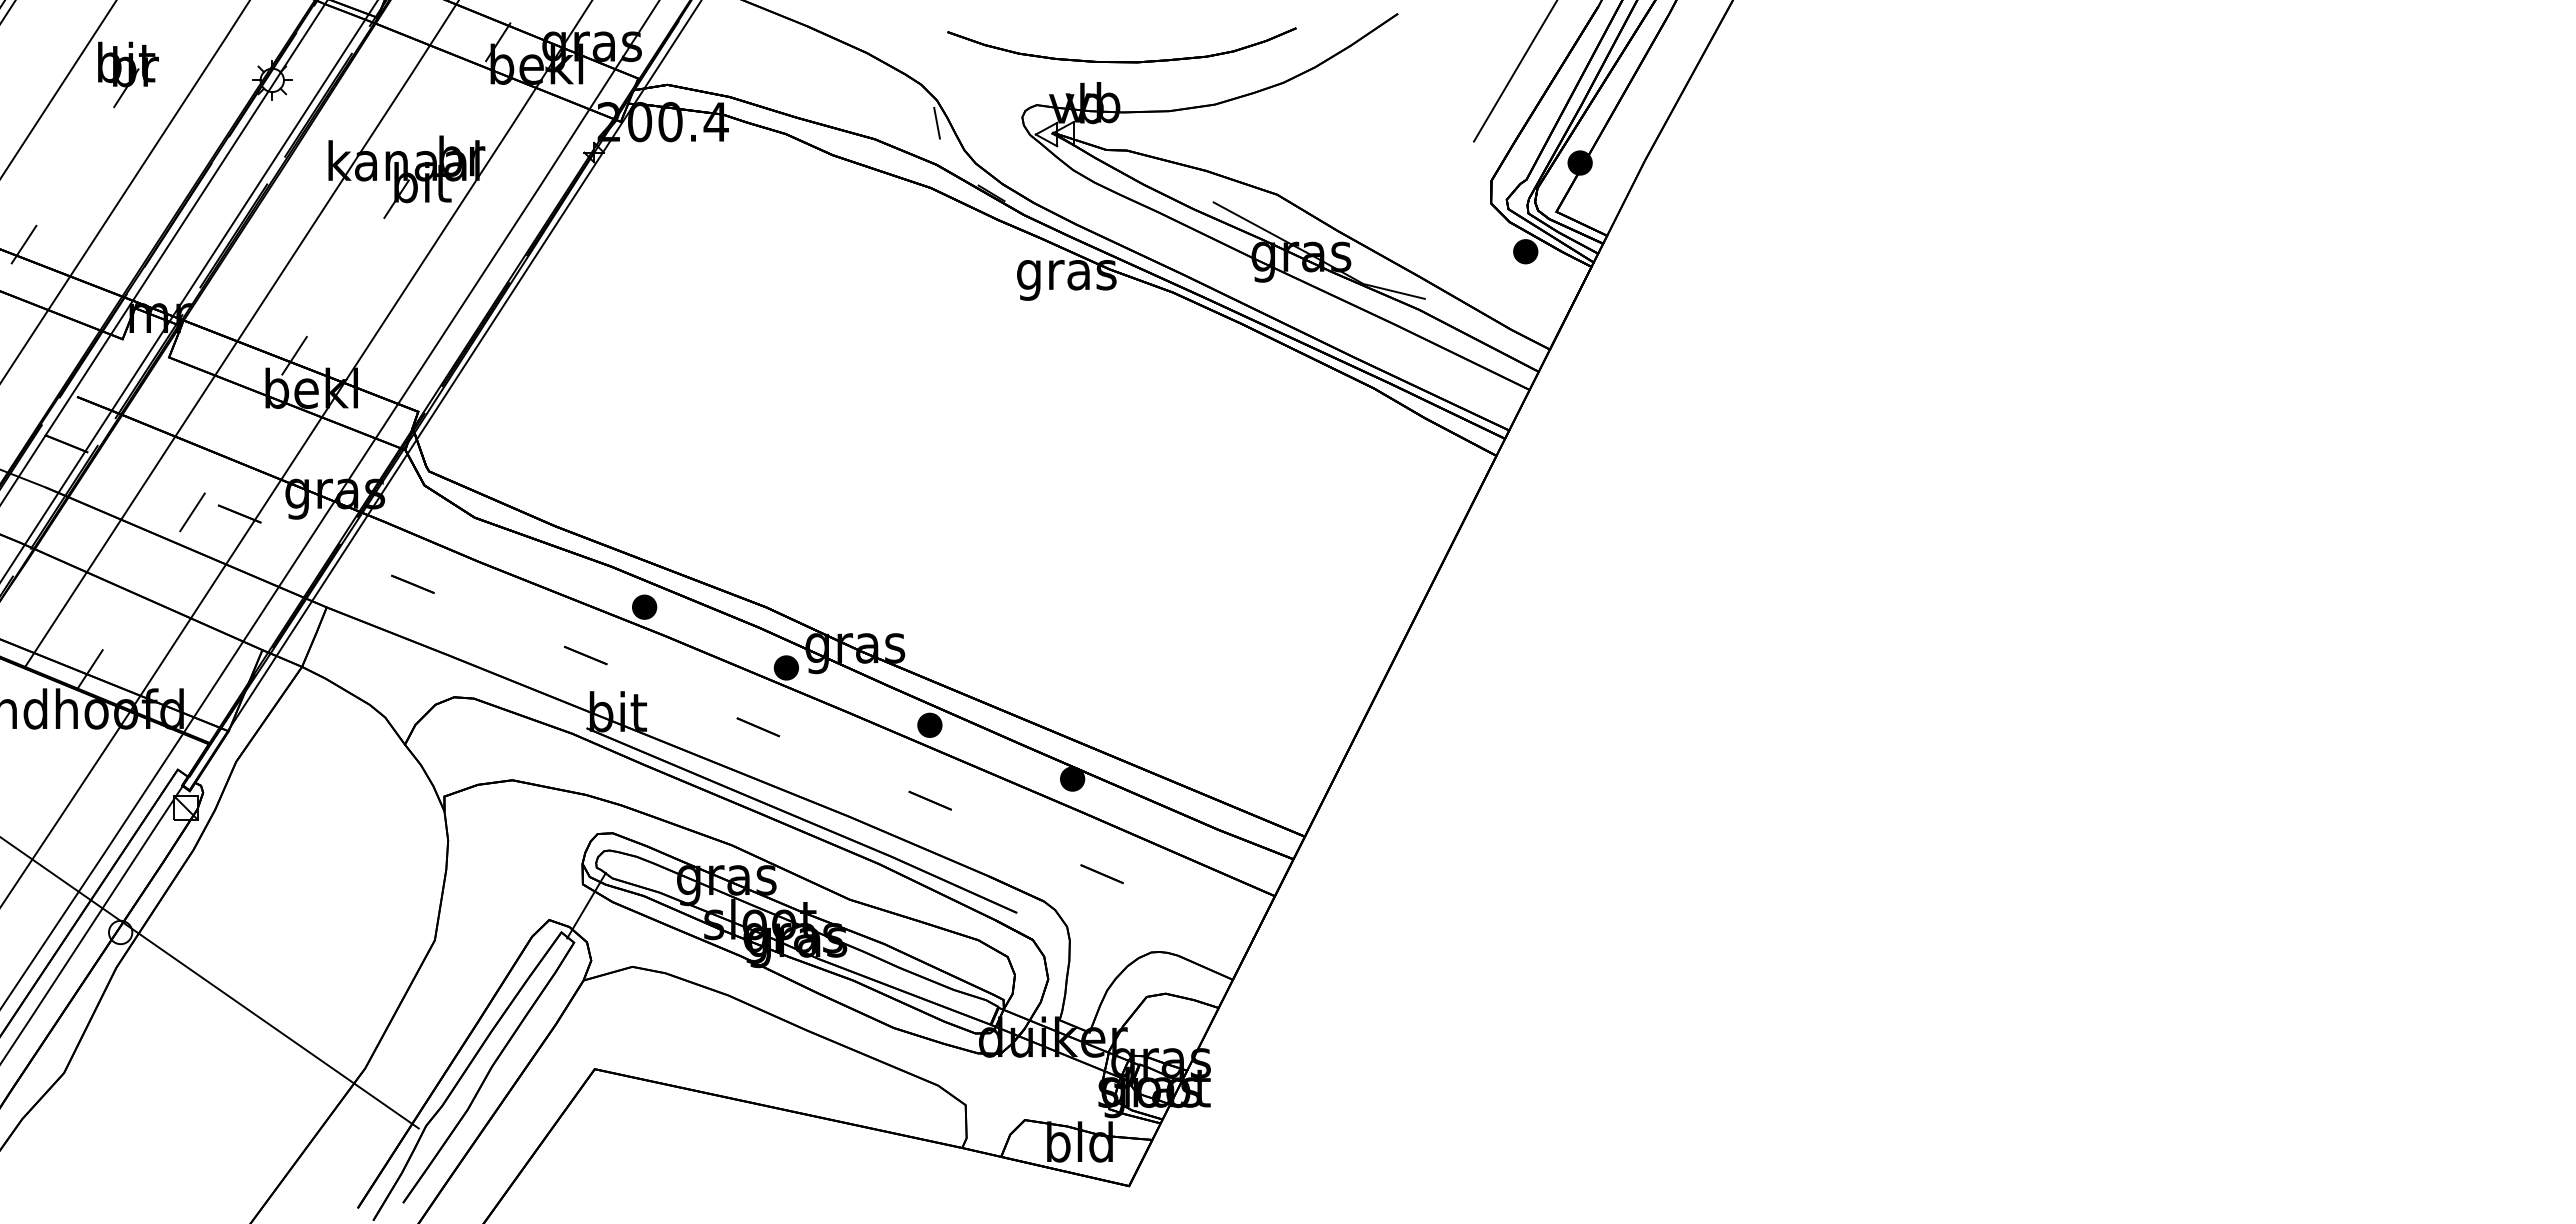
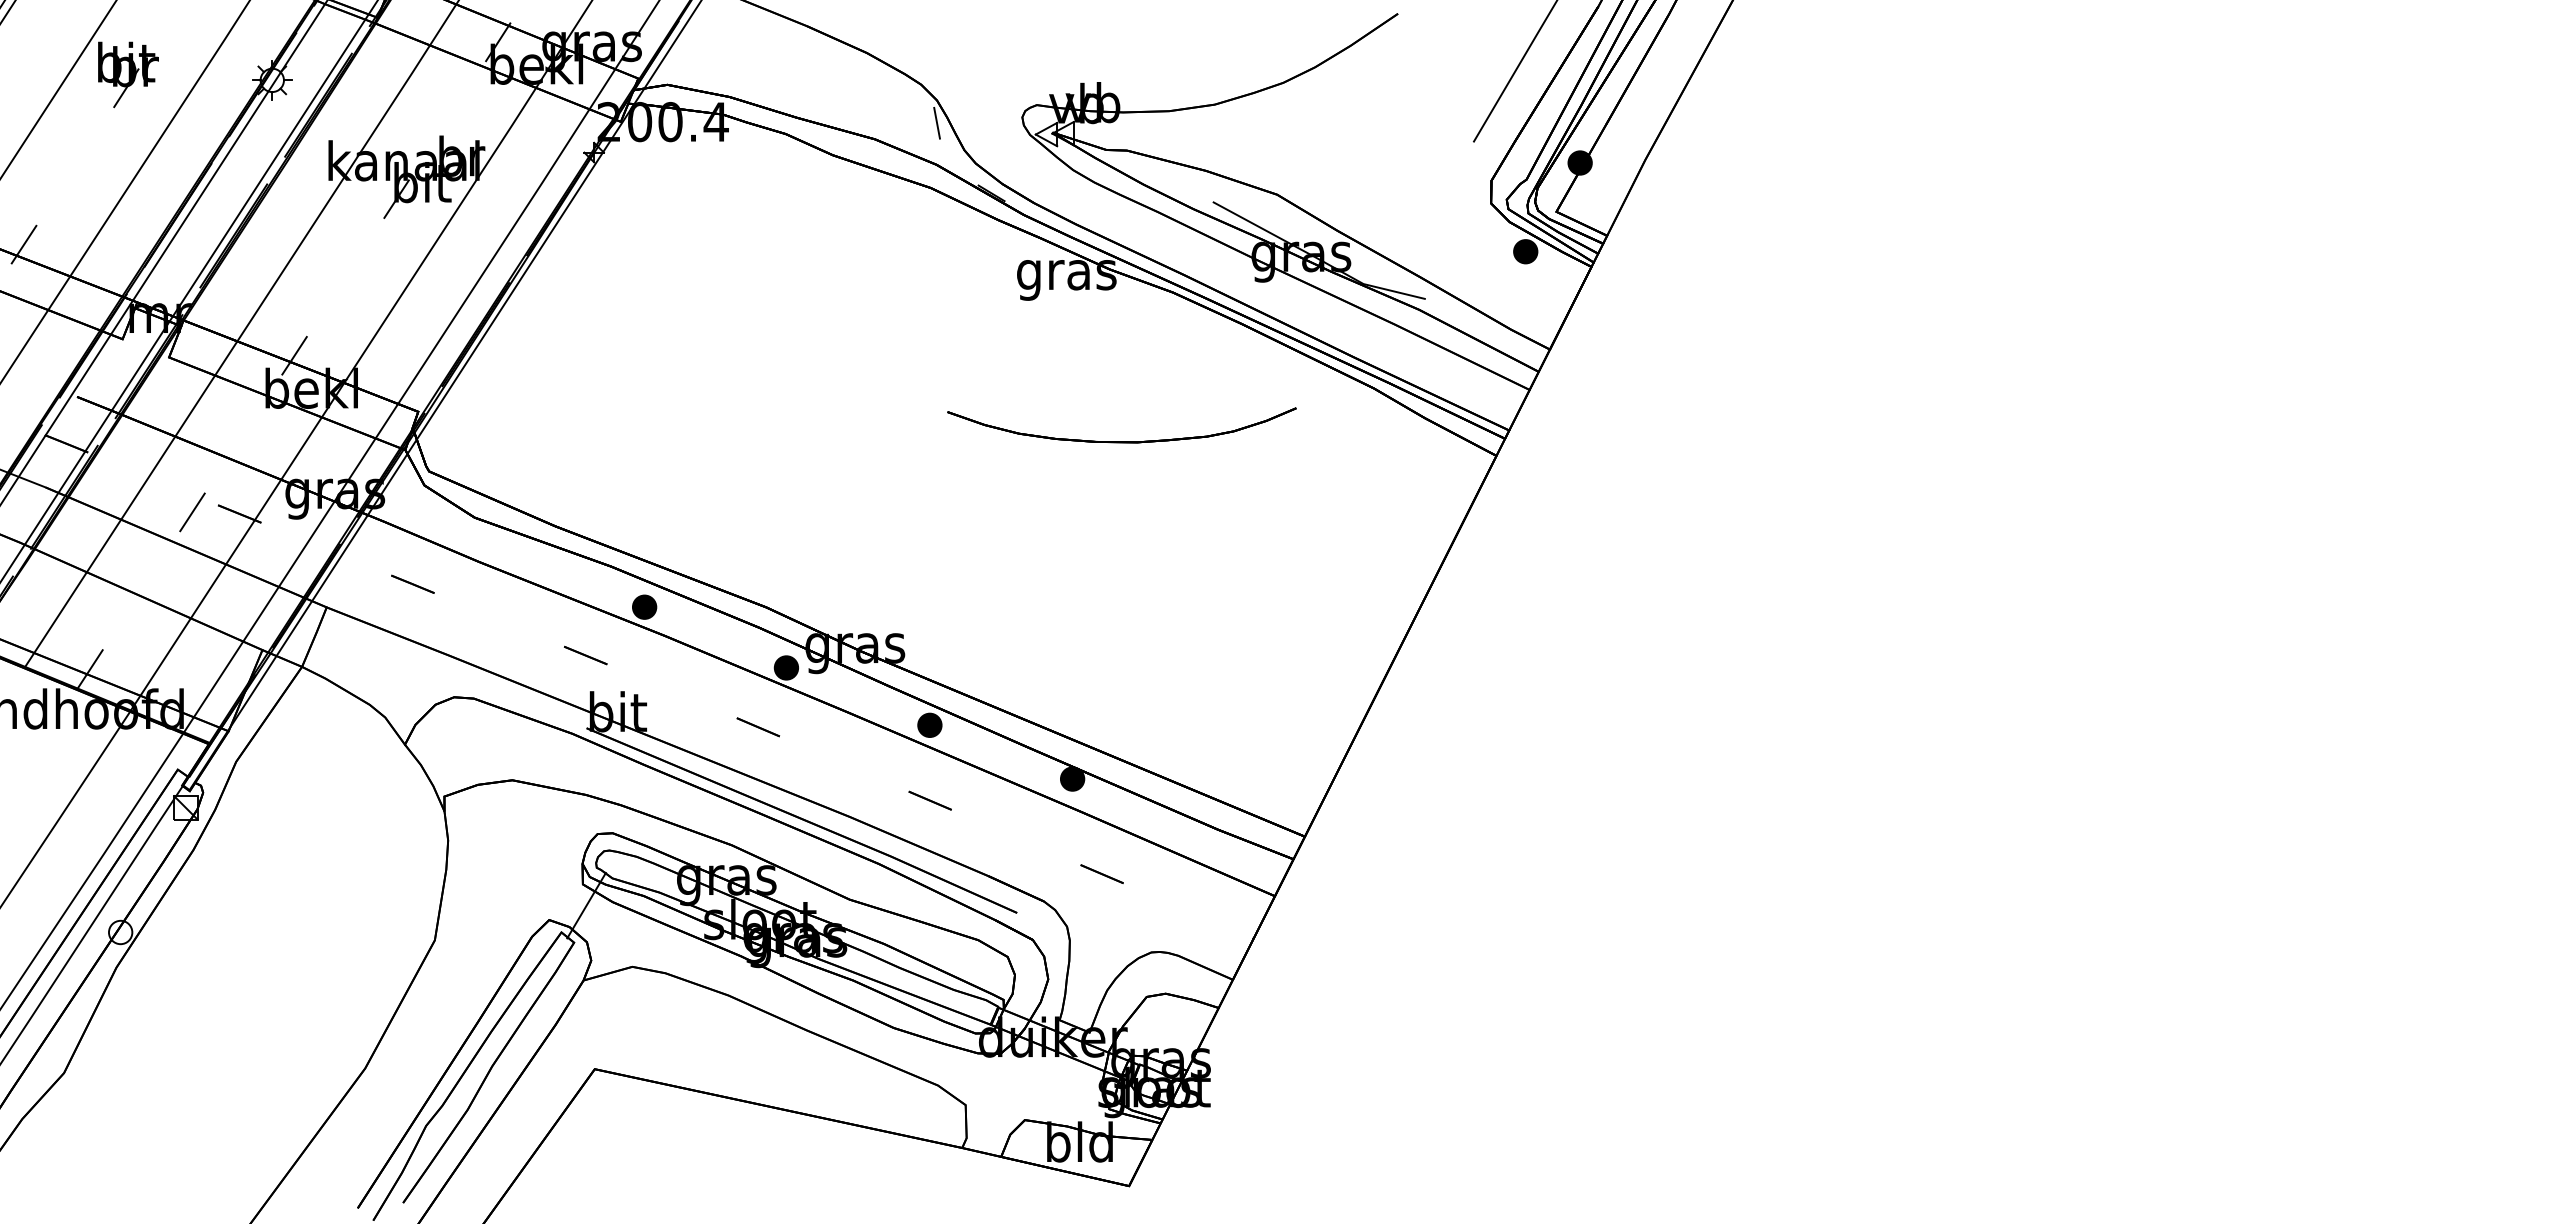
part position: (1121, 61) -> (1121, 441) (1121, 441)
line: present -> none (210, 983)
